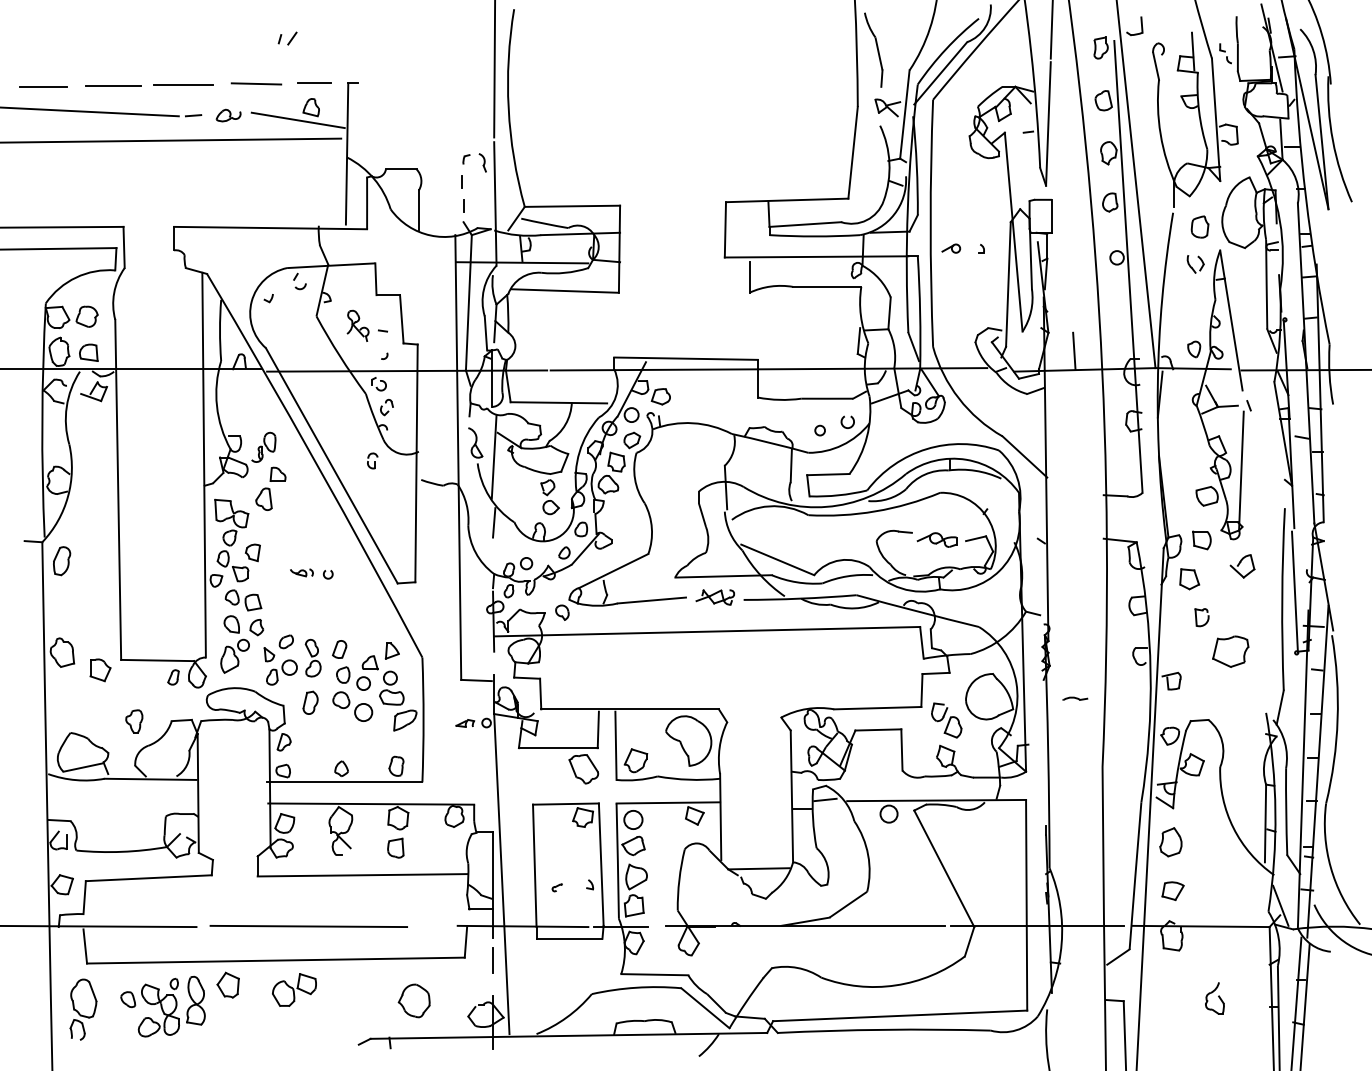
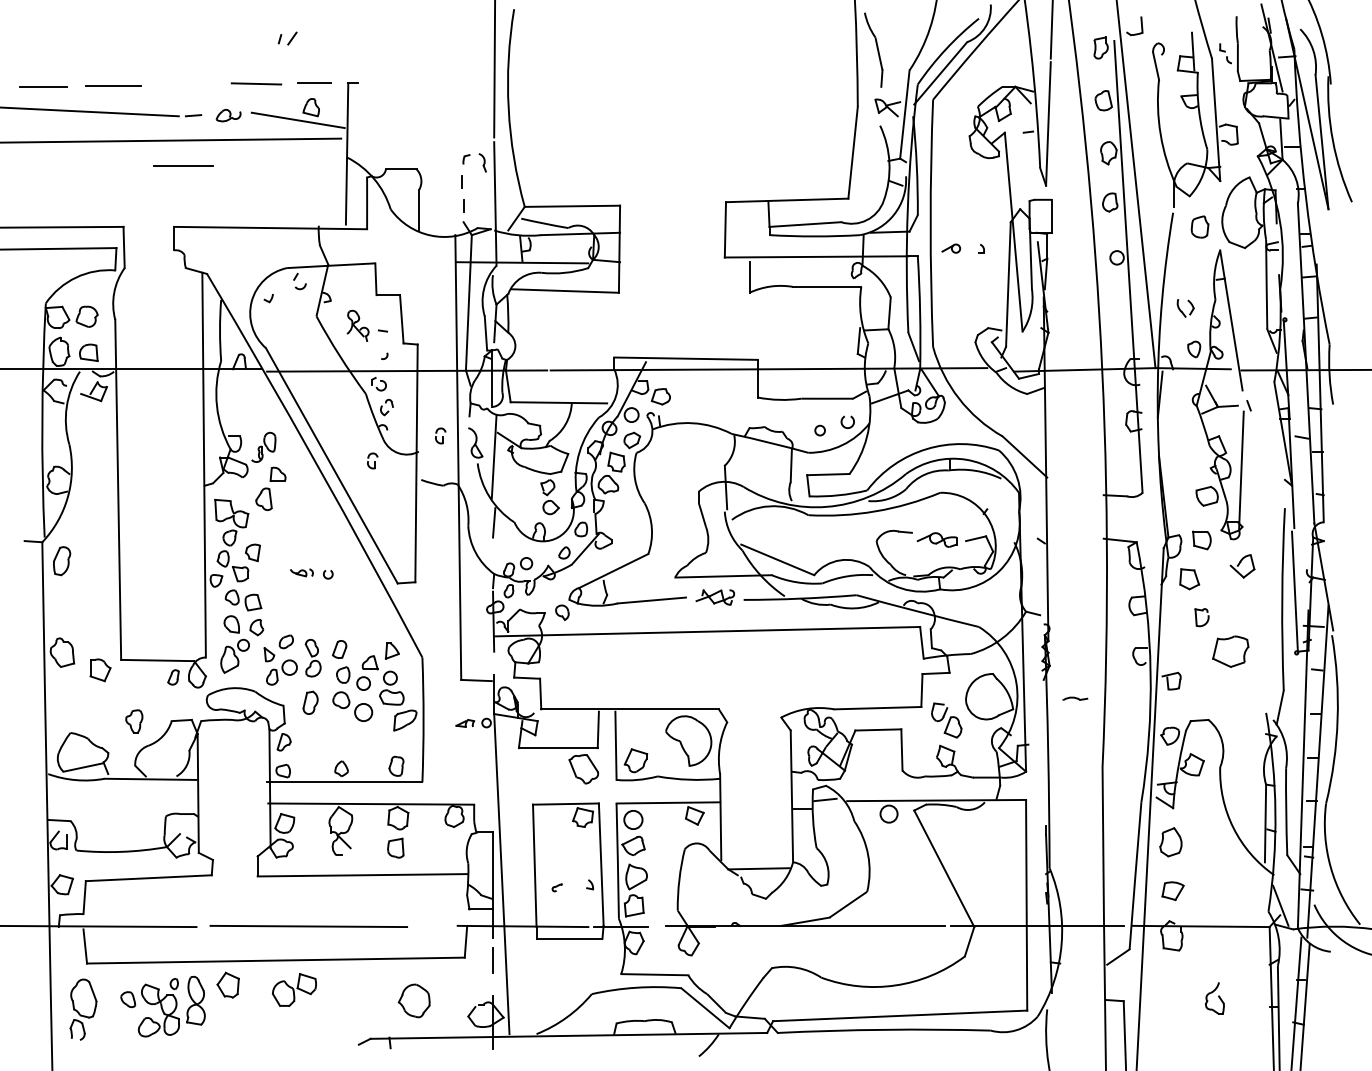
line position: (183, 84) -> (183, 165) (183, 165)
part position: (1195, 264) -> (1185, 308) (1185, 308)
line: present -> none (1074, 350)
part: none -> present (440, 435)
